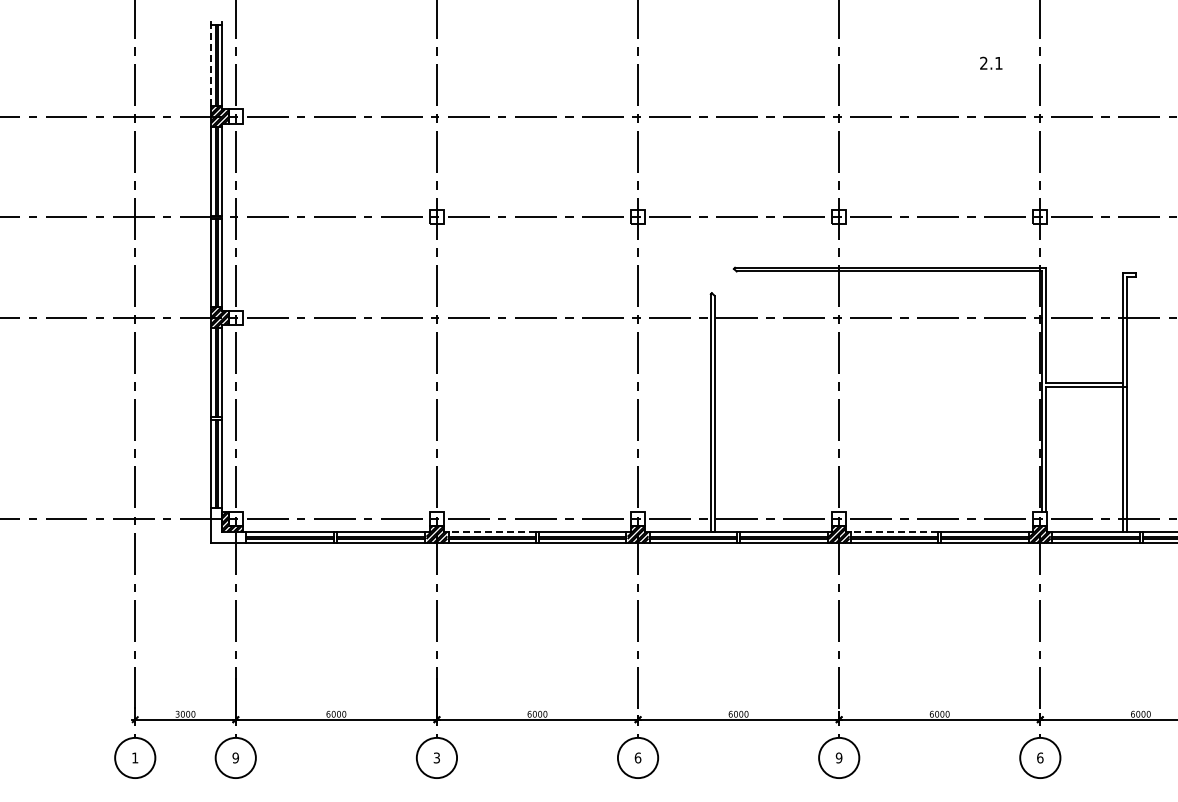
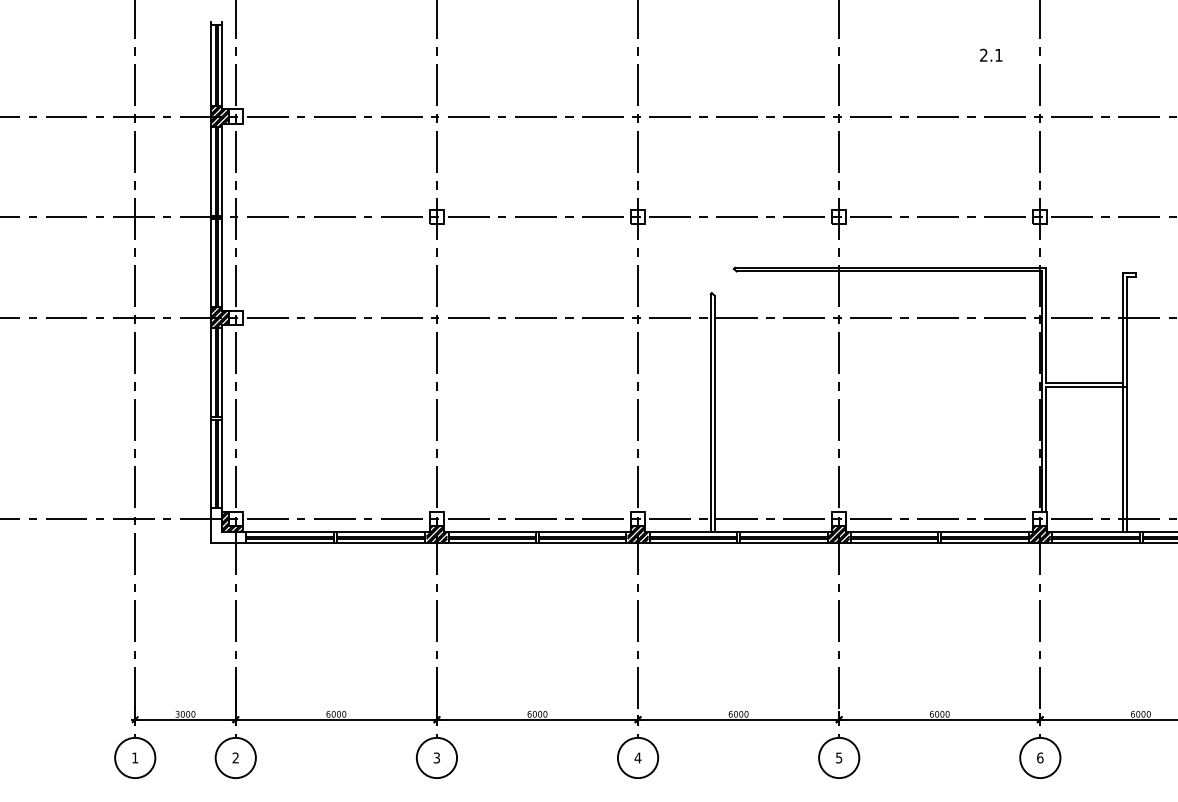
text position: (991, 62) -> (991, 54) (991, 54)
line: dashed -> solid (211, 65)
line: dashed -> solid (492, 531)
line: dashed -> solid (894, 531)
text: 9 -> 2 (235, 757)
text: 6 -> 4 (637, 757)
text: 9 -> 5 (838, 757)
